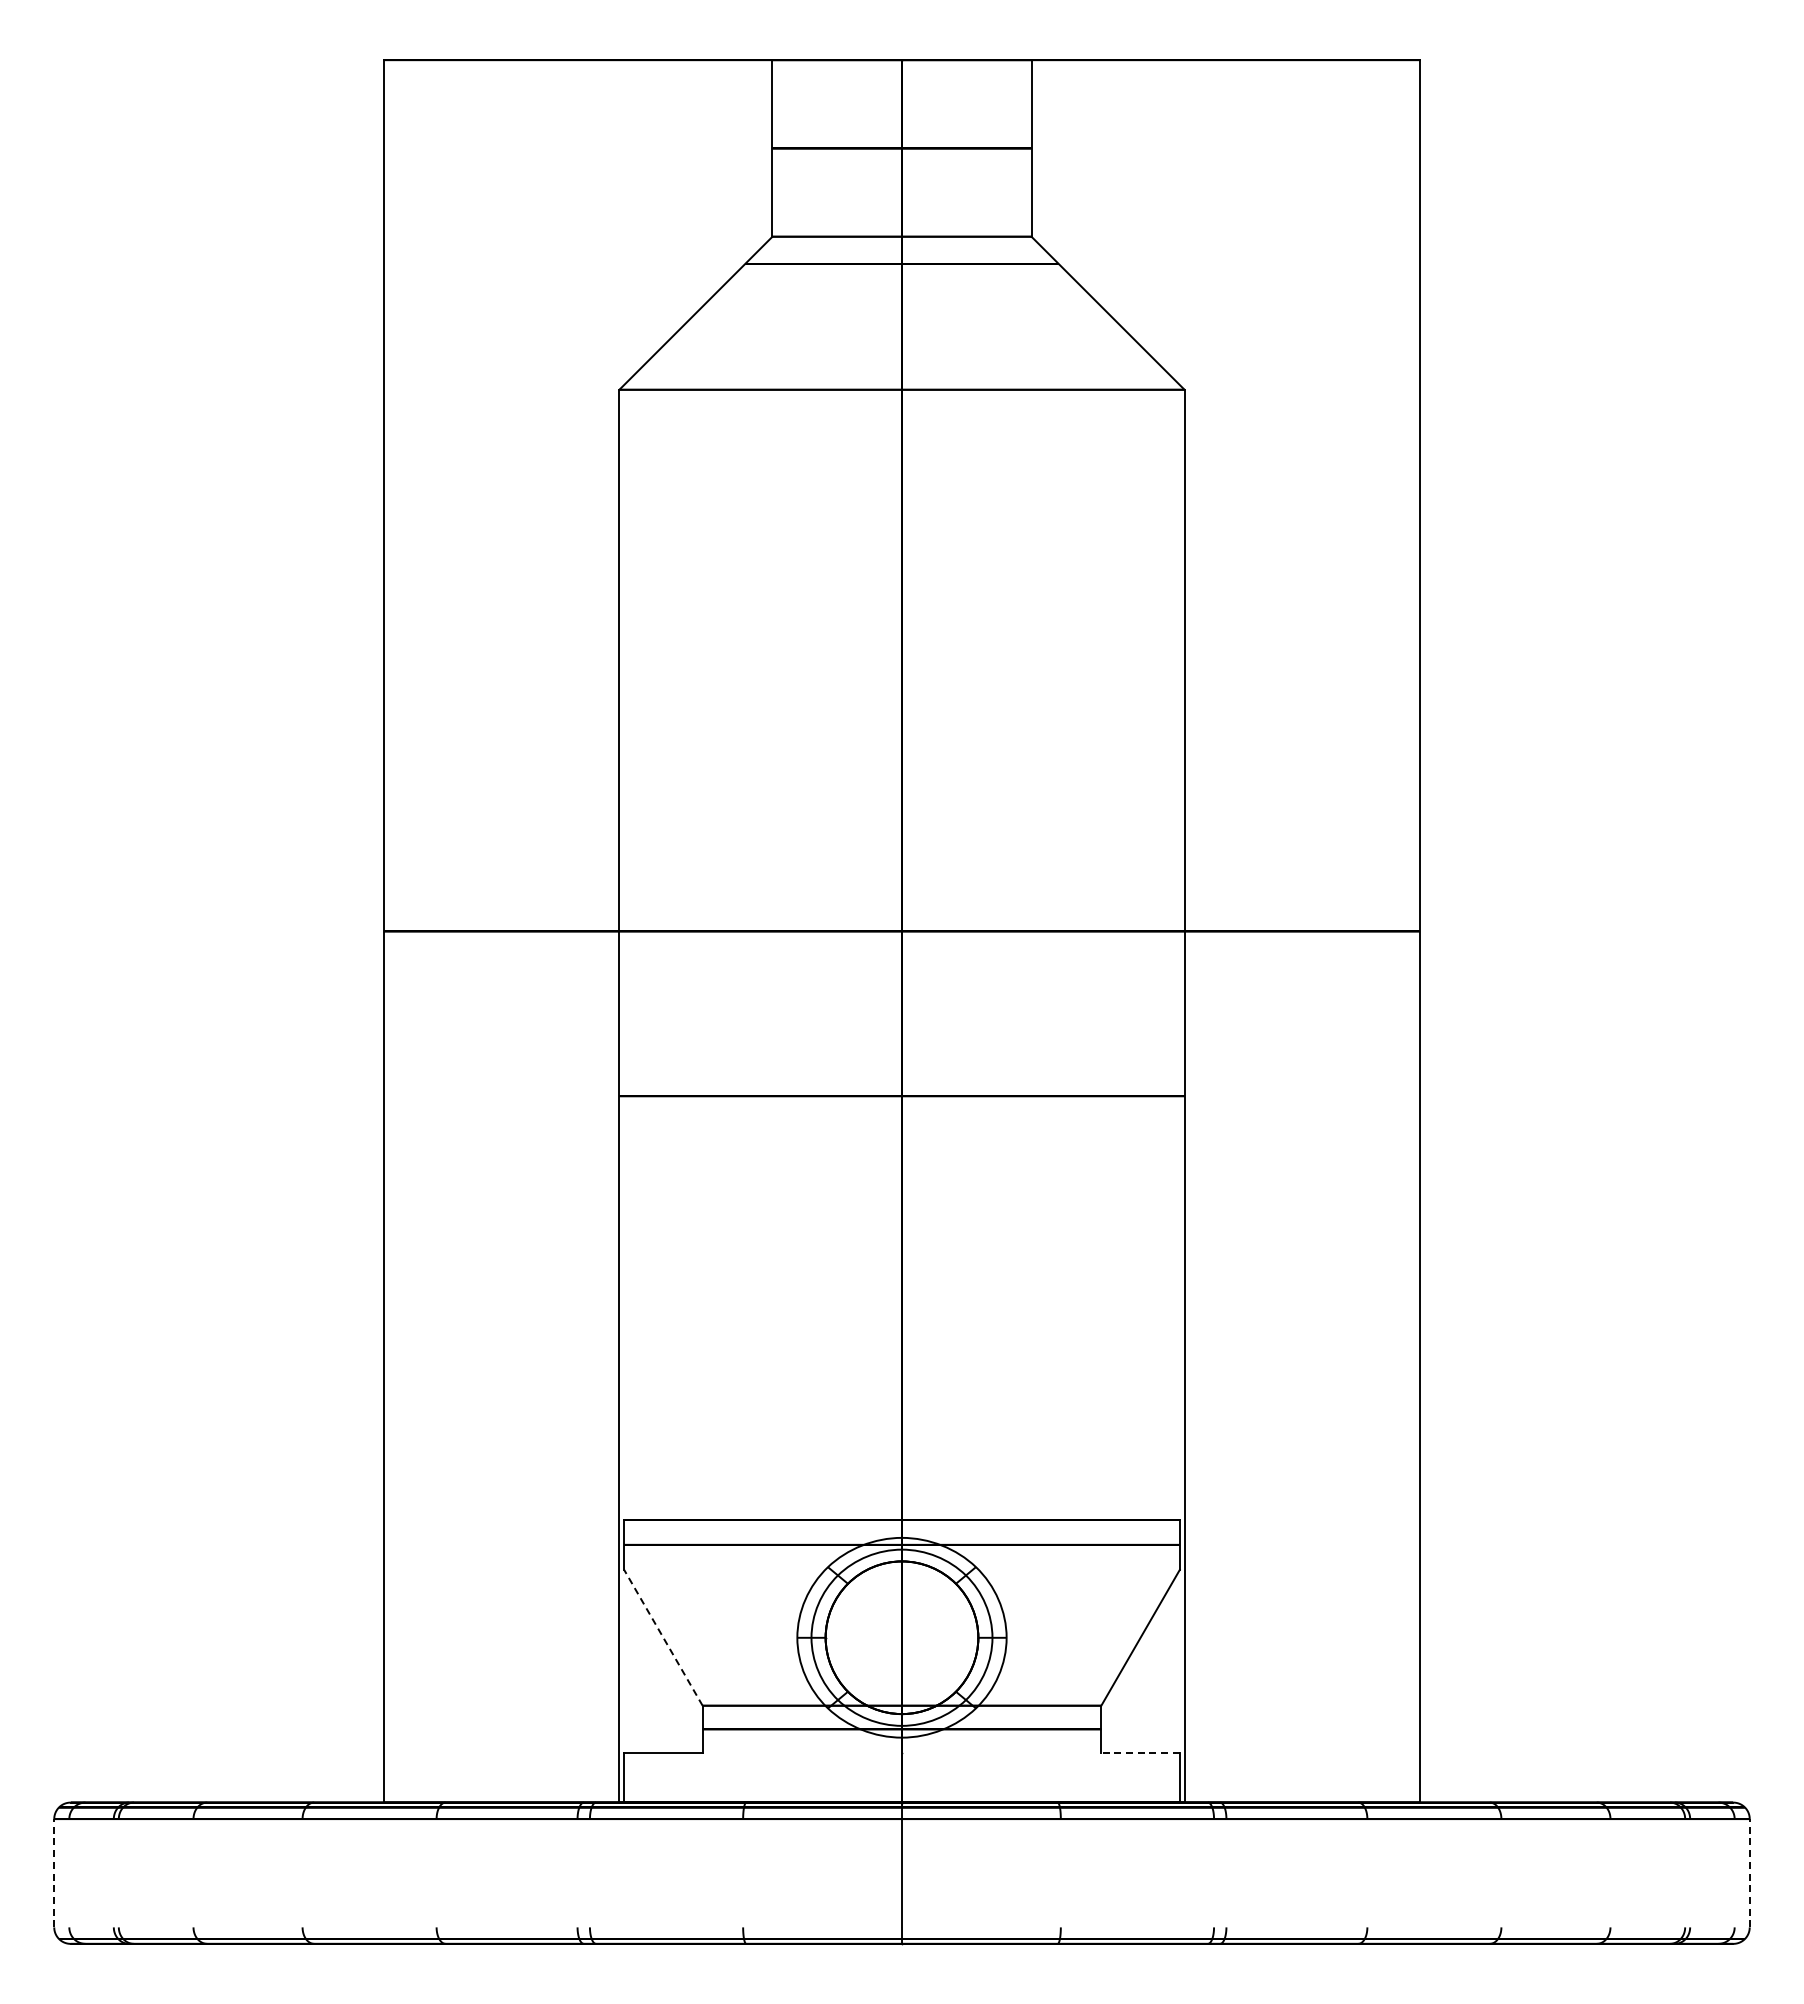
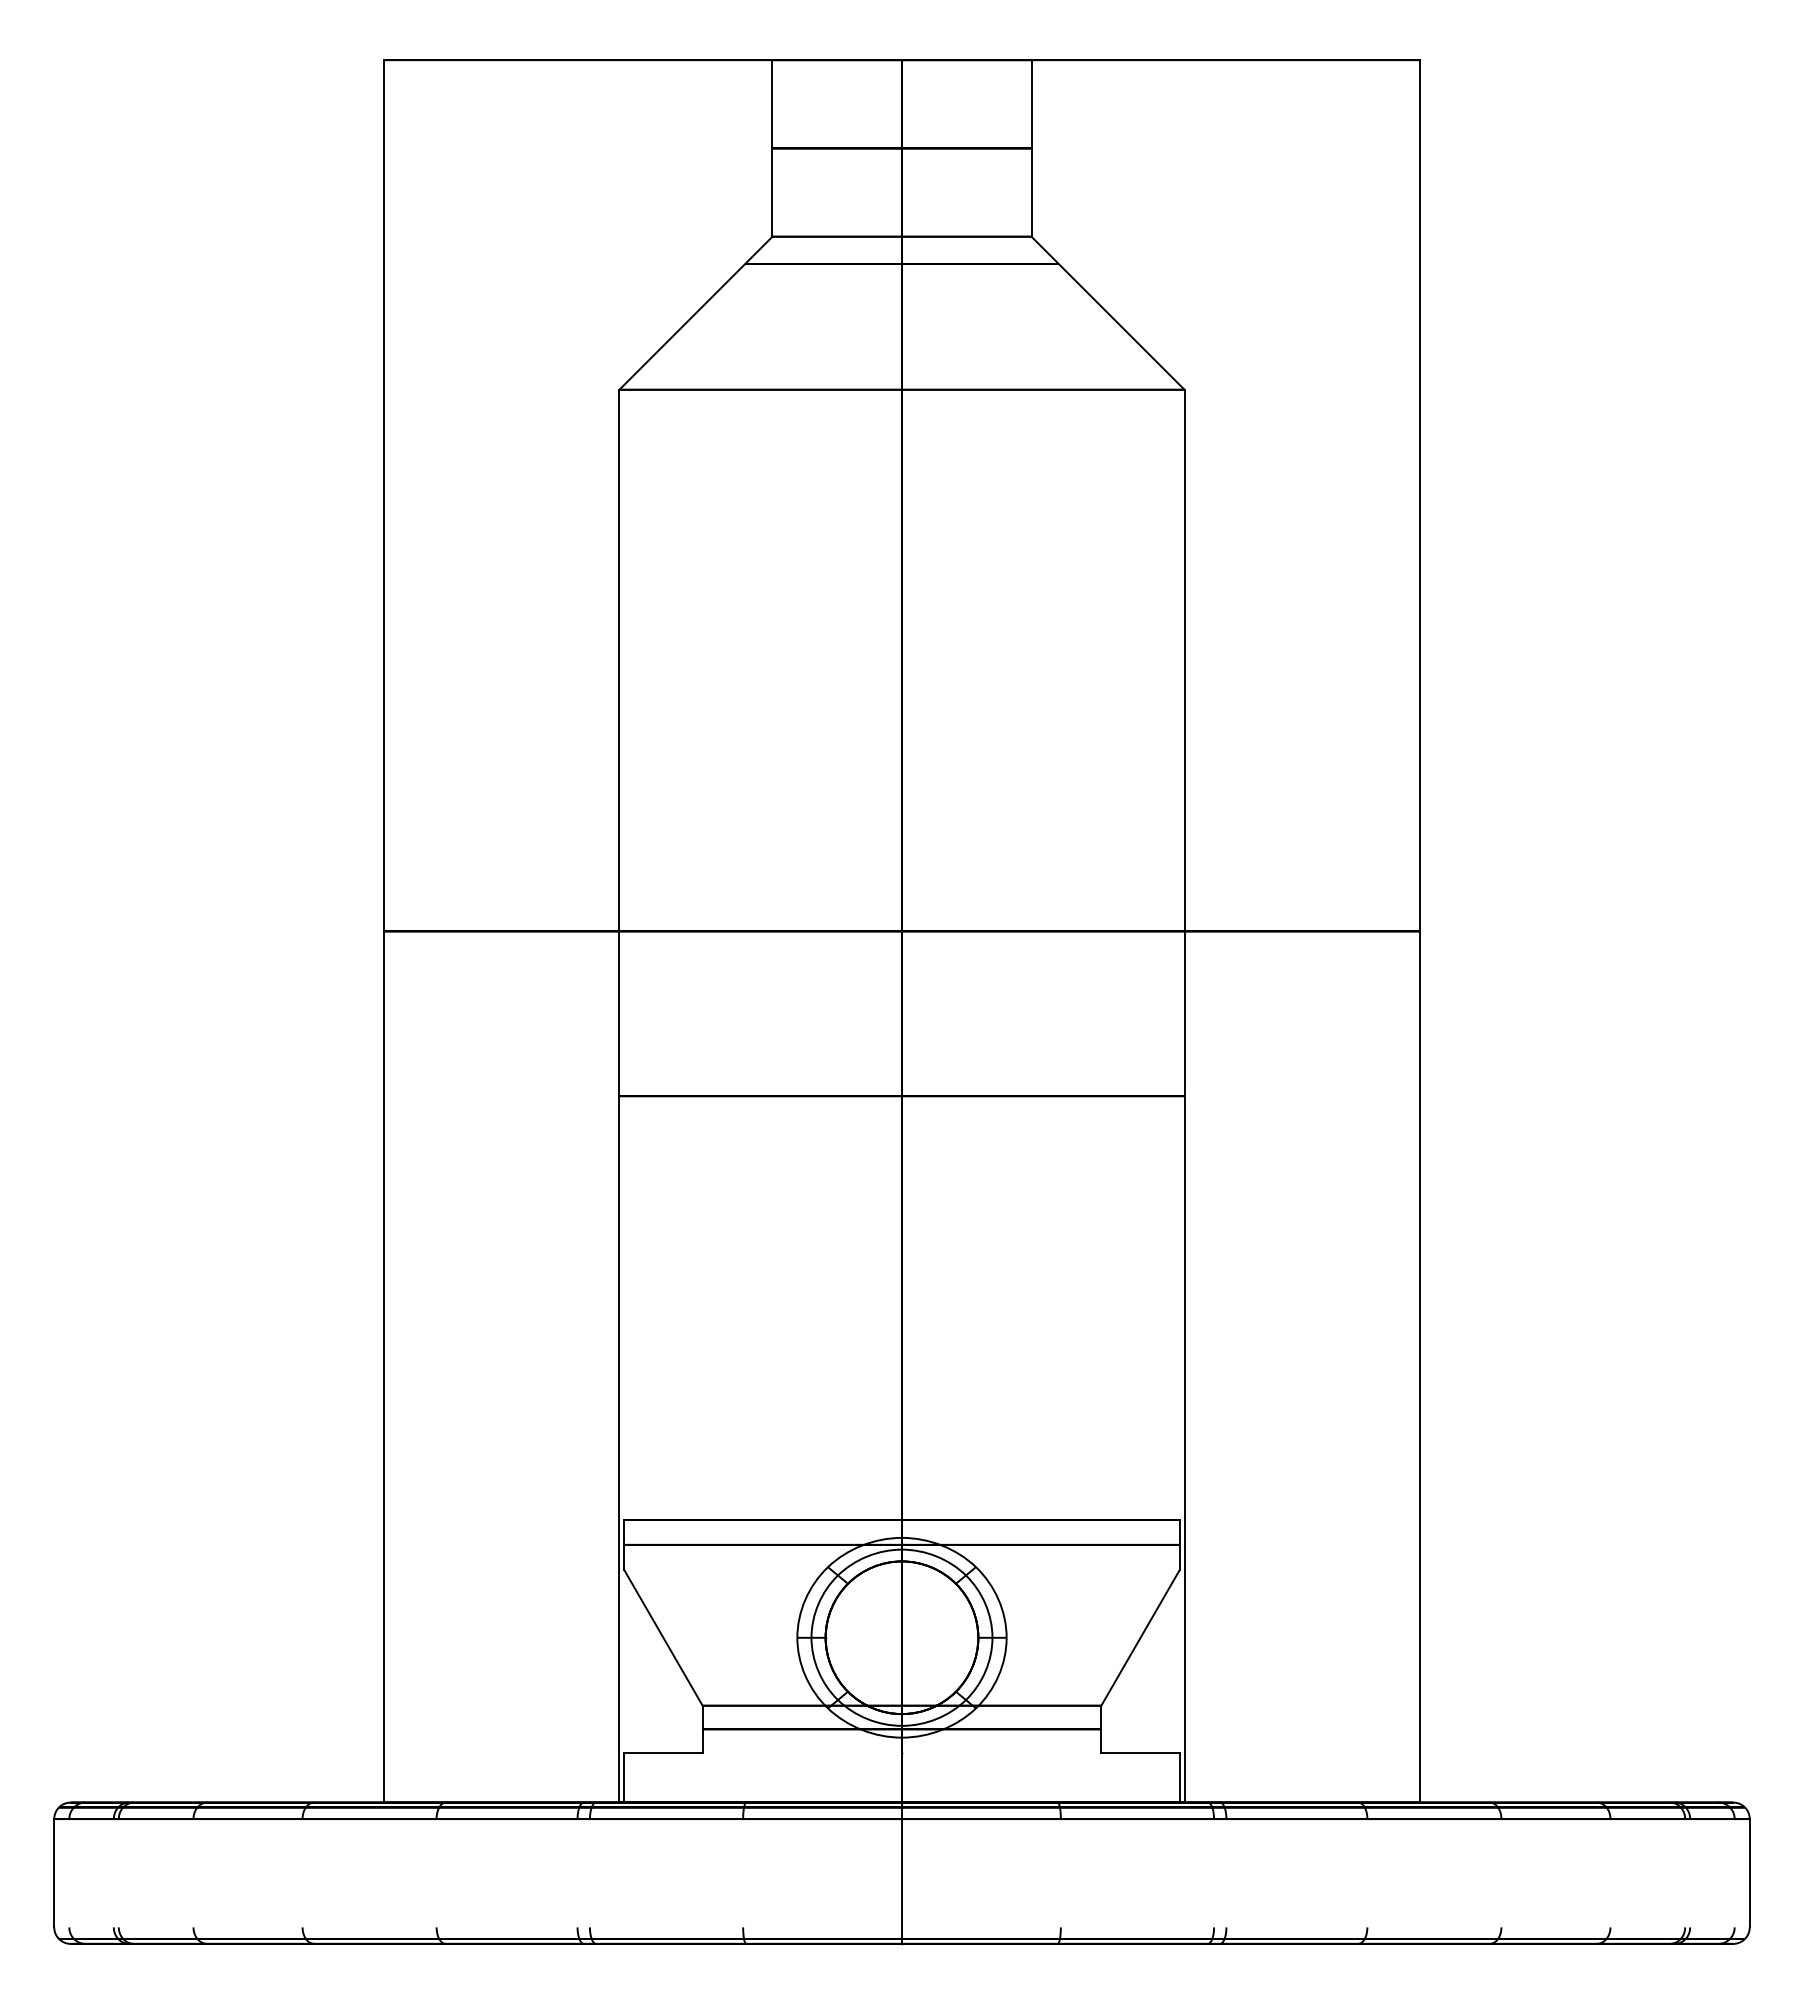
line: dashed -> solid (663, 1637)
line: dashed -> solid (1140, 1752)
line: dashed -> solid (54, 1872)
line: dashed -> solid (1749, 1872)
